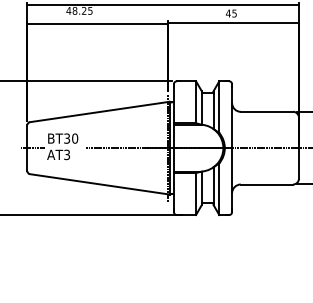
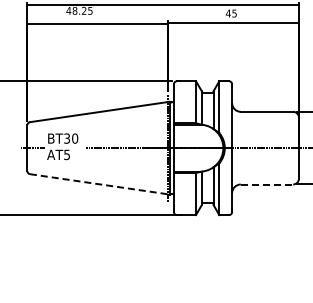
text: AT3 -> AT5 (66, 153)
line: solid -> dashed (99, 184)
line: solid -> dashed (267, 184)
